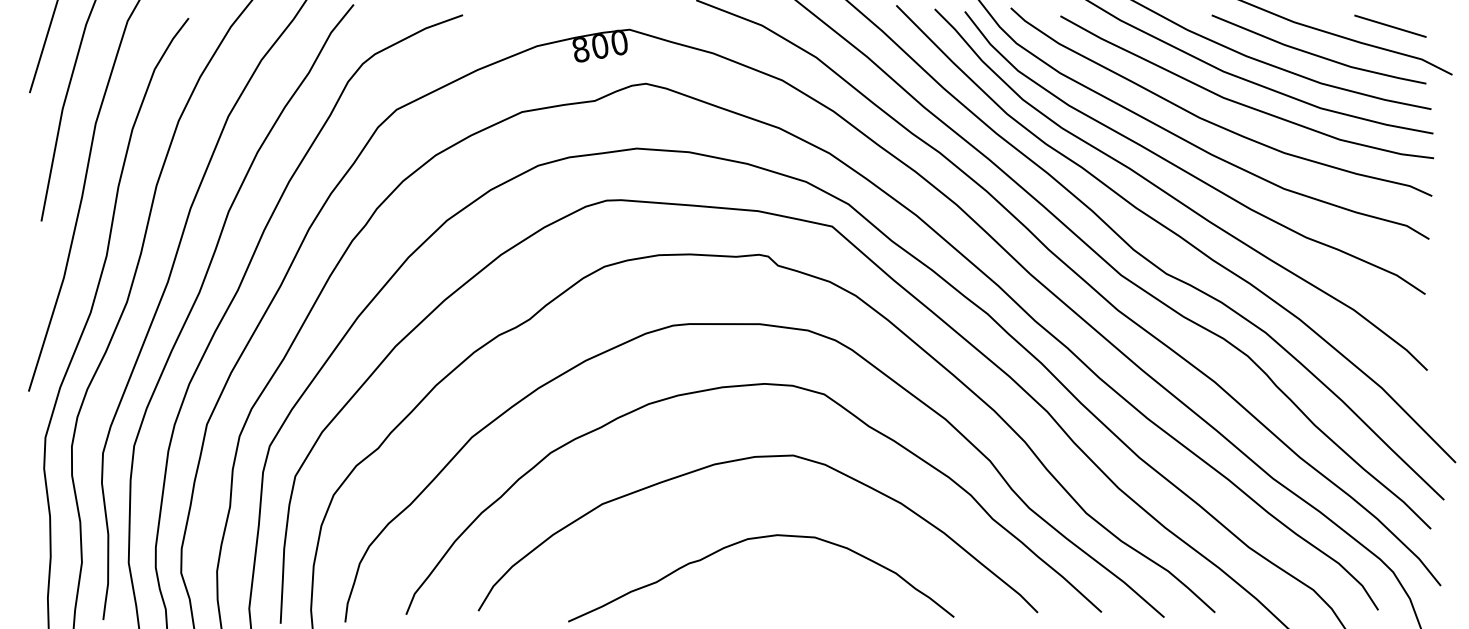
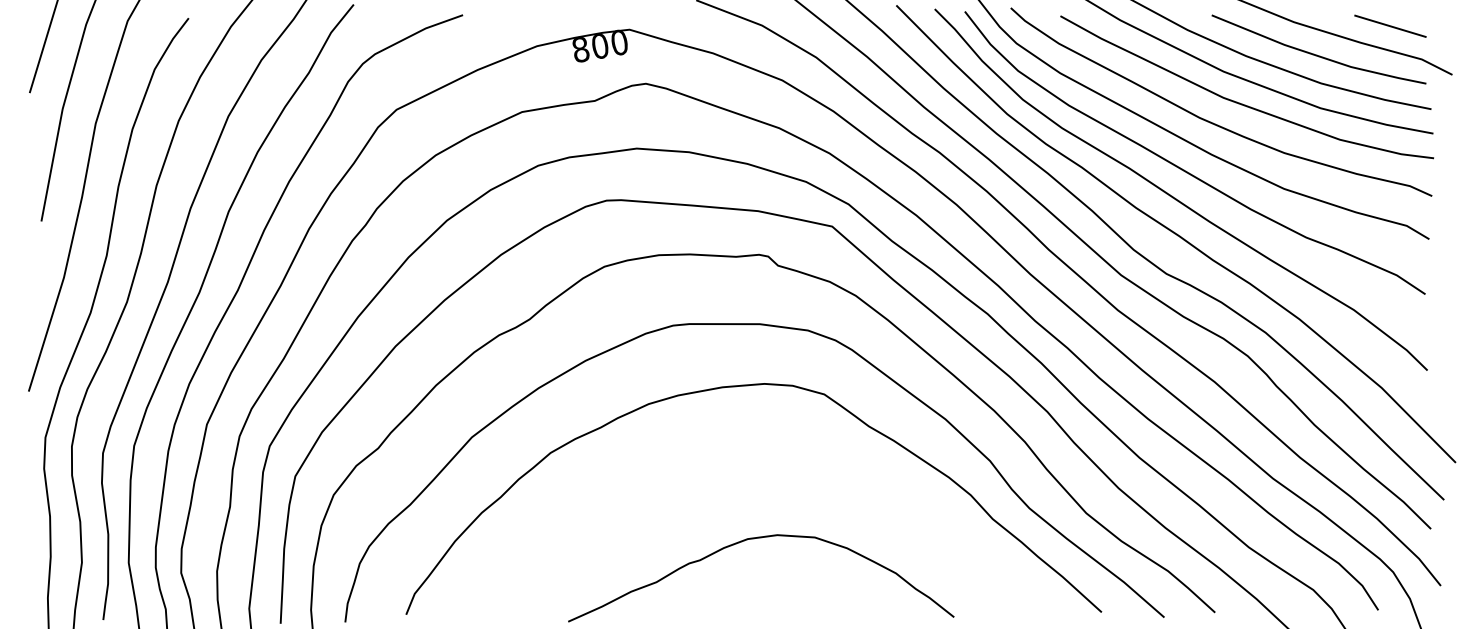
part: present -> none (742, 460)
